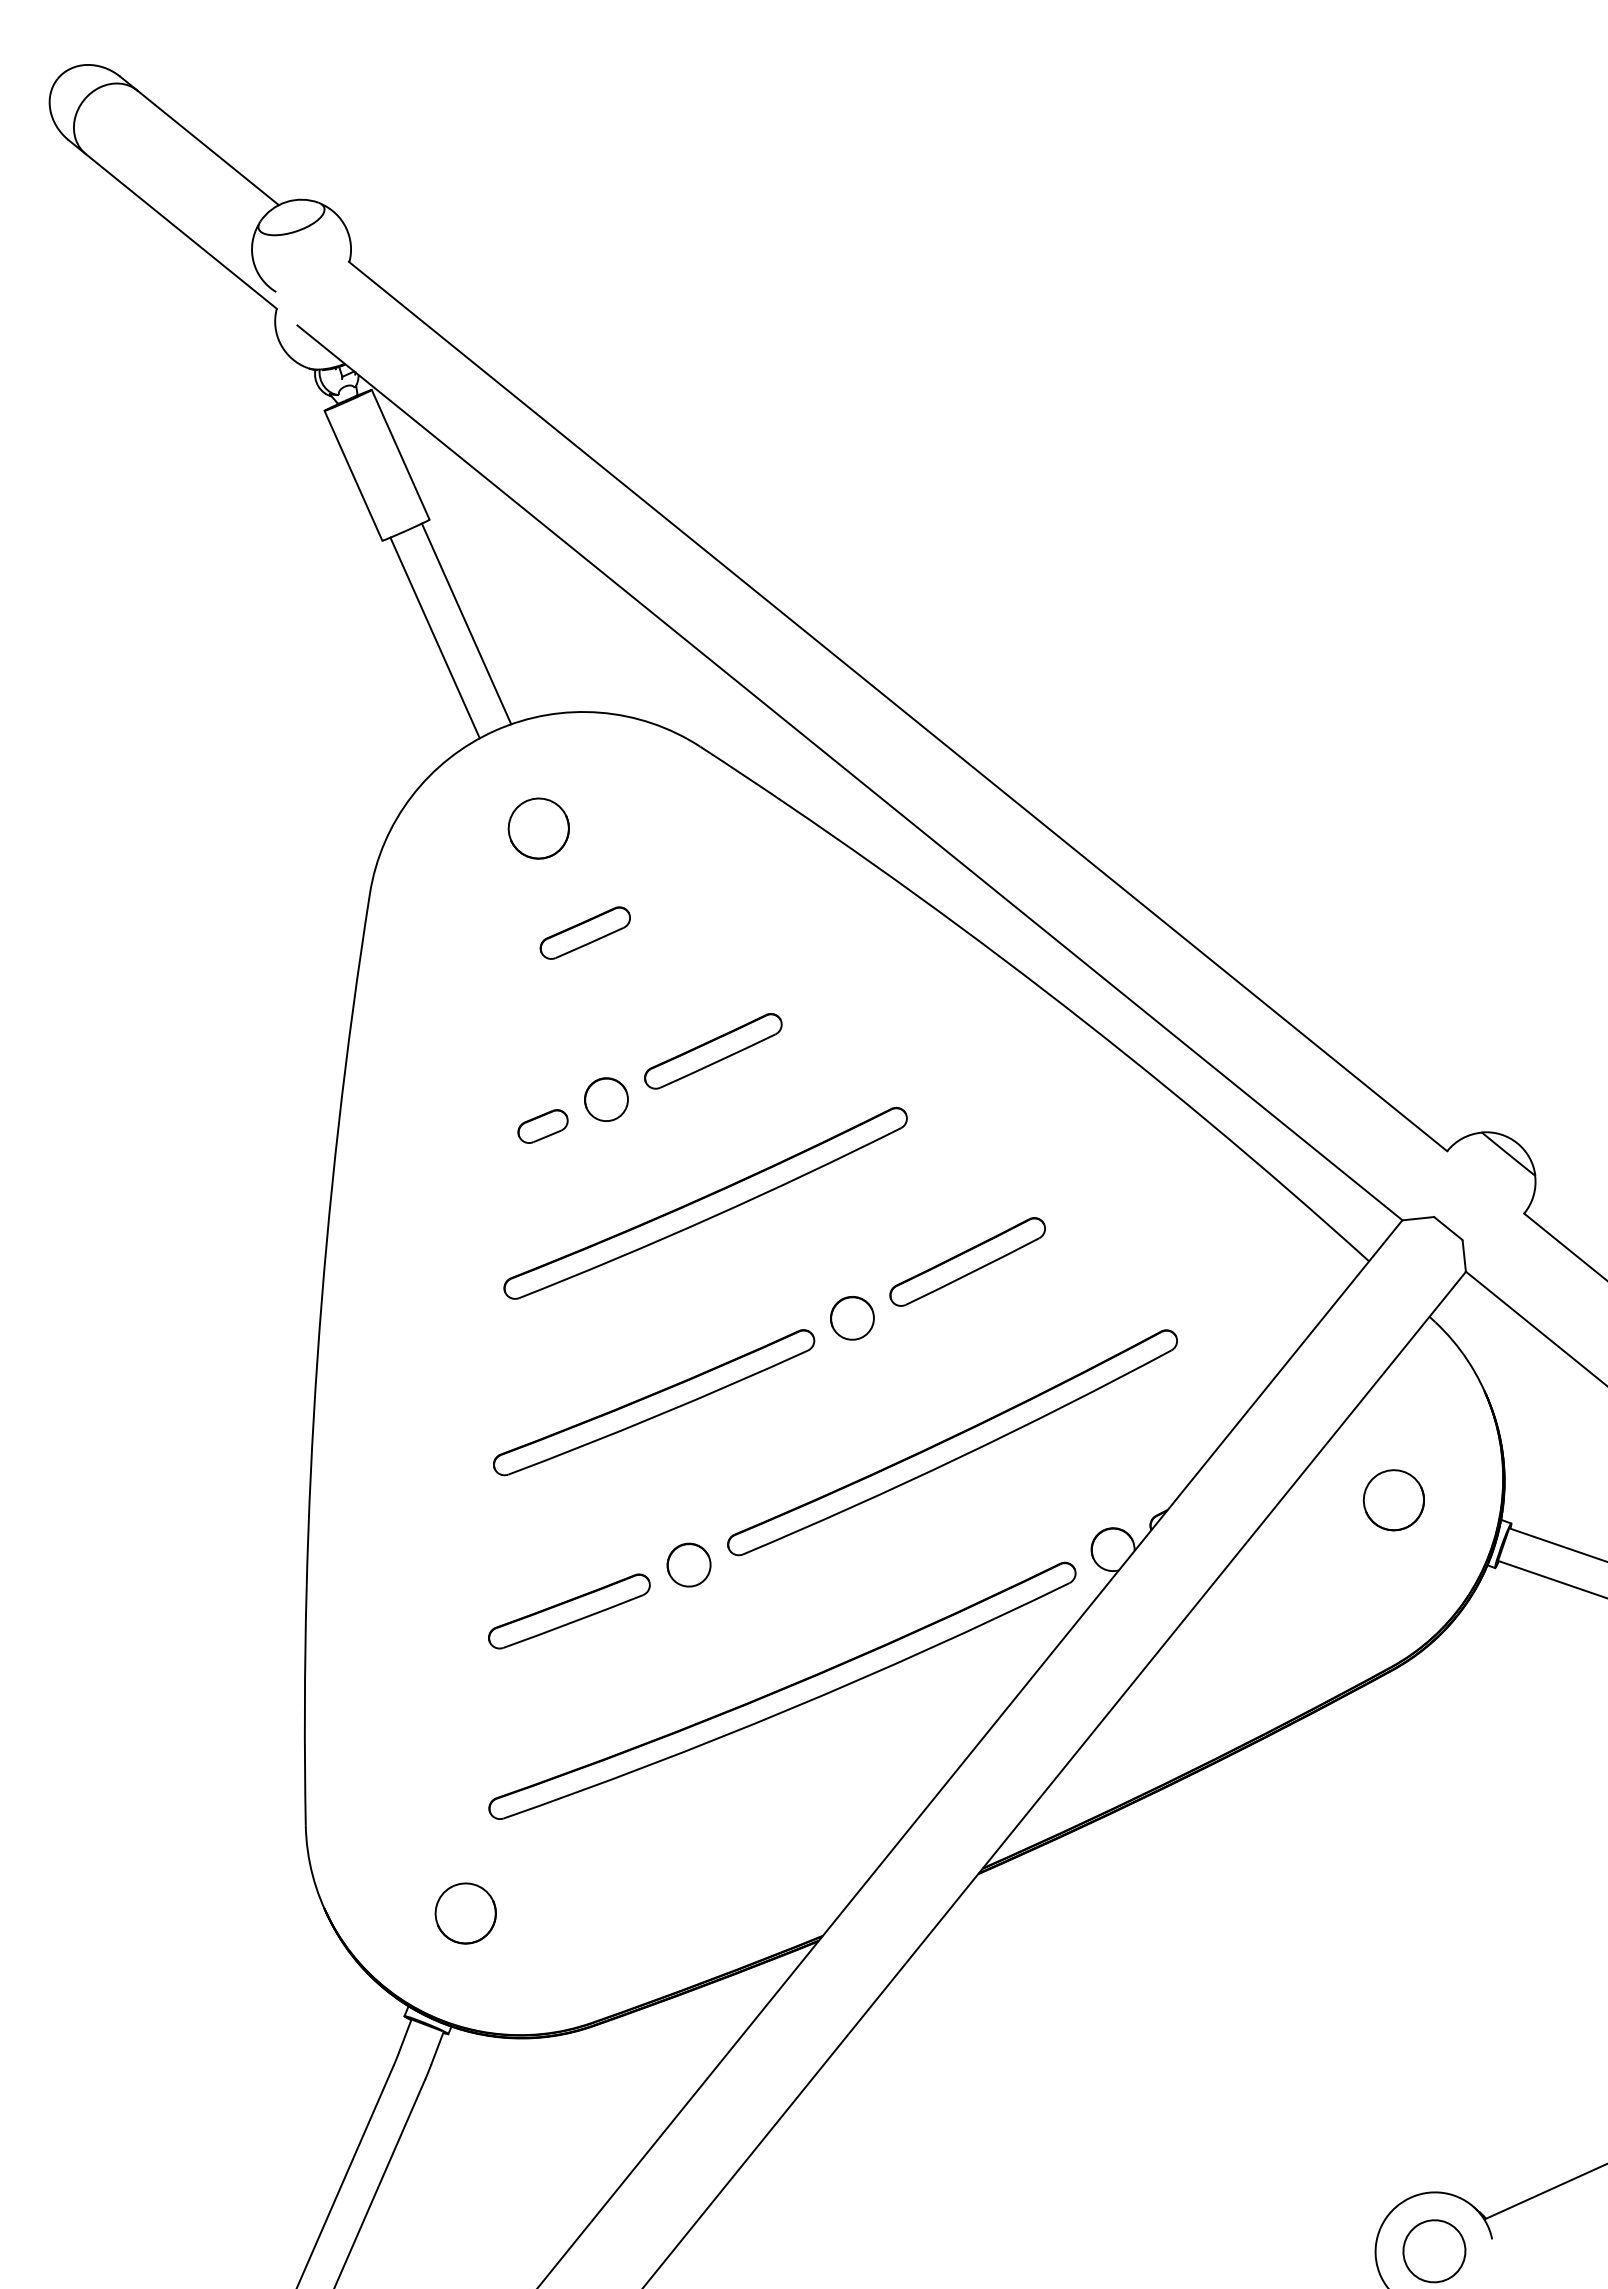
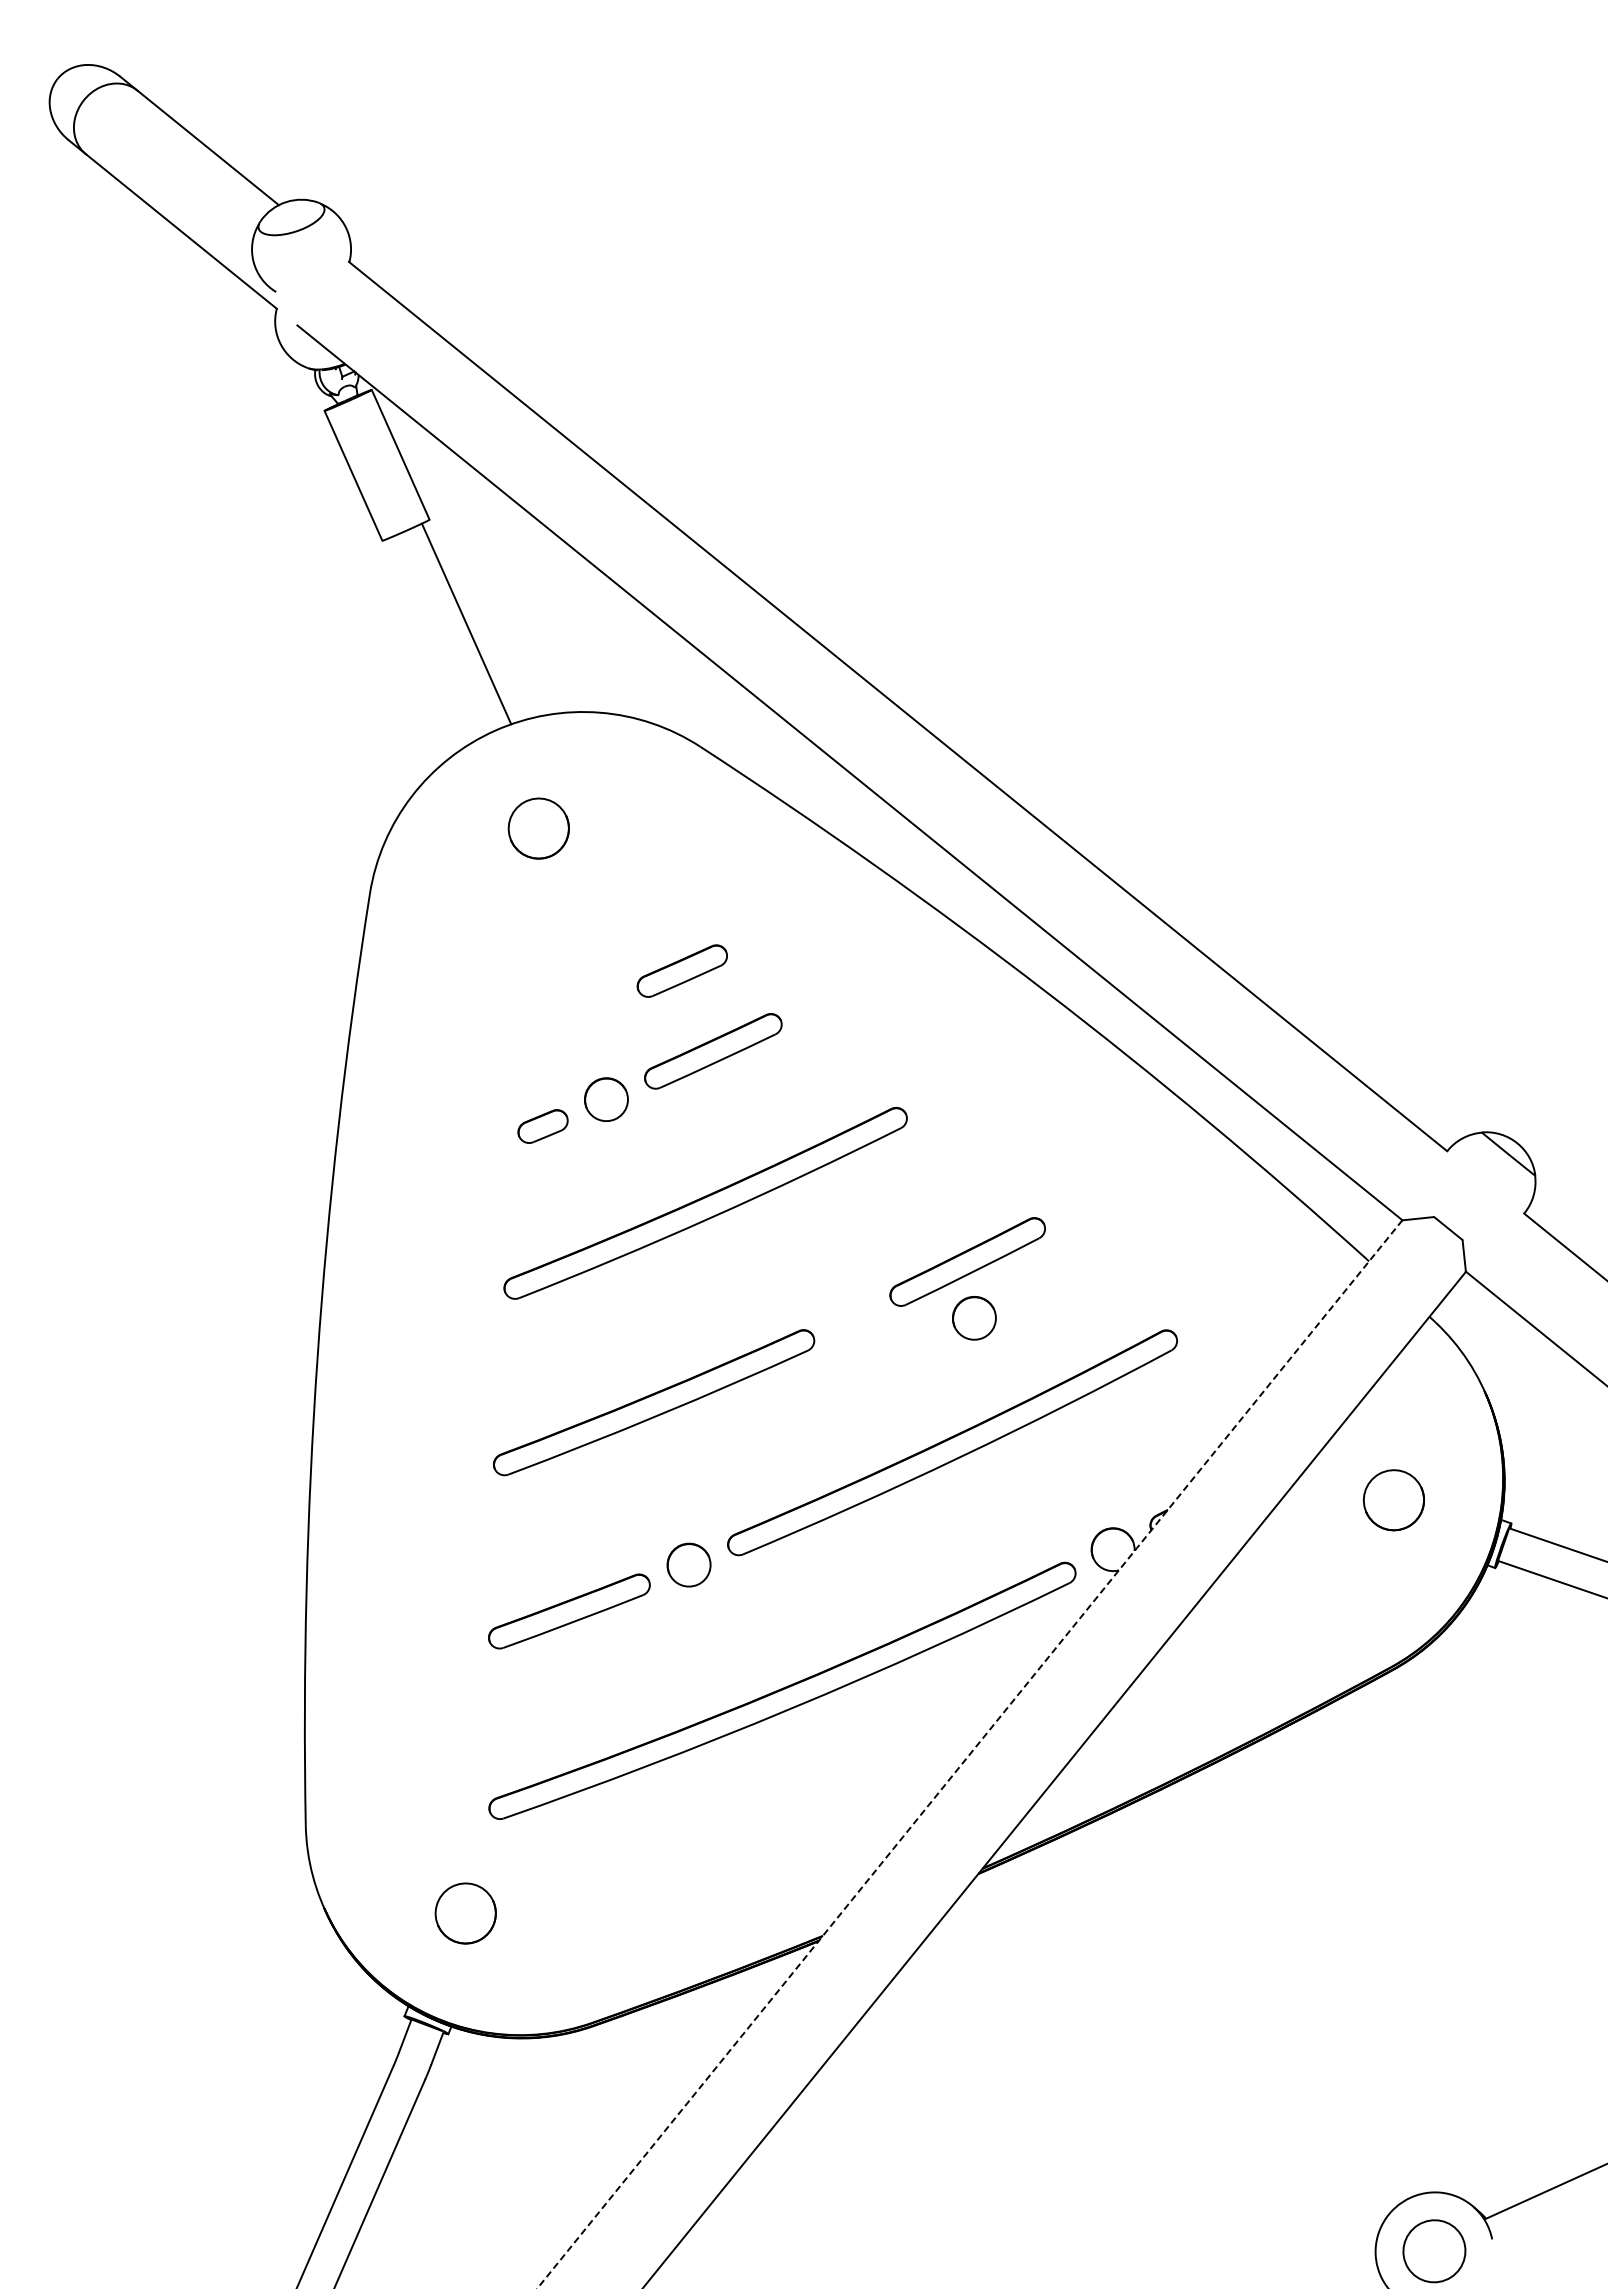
line: present -> none (434, 637)
part position: (584, 932) -> (681, 970) (681, 970)
part position: (852, 1318) -> (974, 1318) (974, 1318)
line: solid -> dashed (970, 1754)
